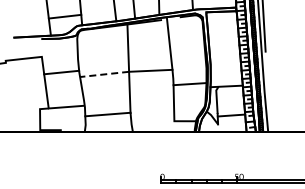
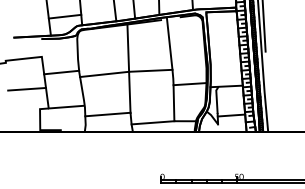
line: dashed -> solid (104, 74)
line: none -> present (27, 88)
line: none -> present (152, 122)
